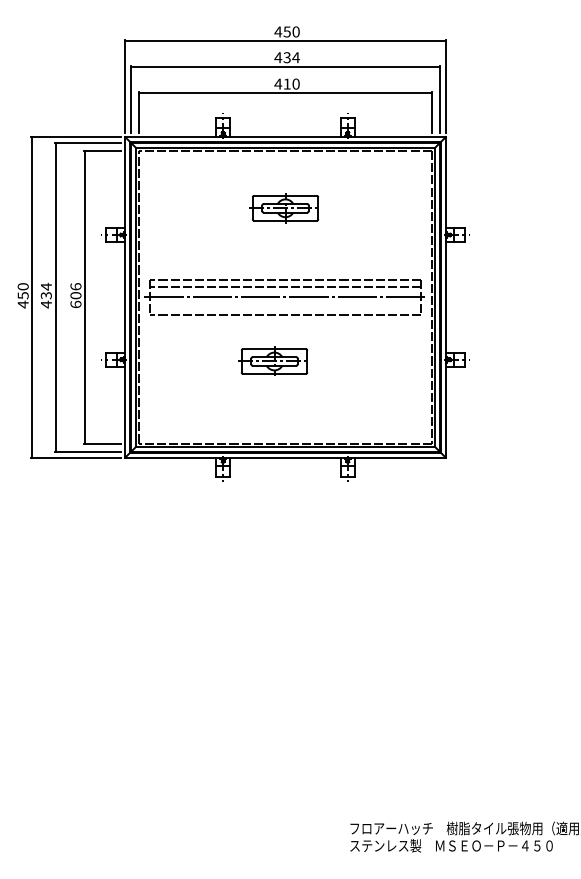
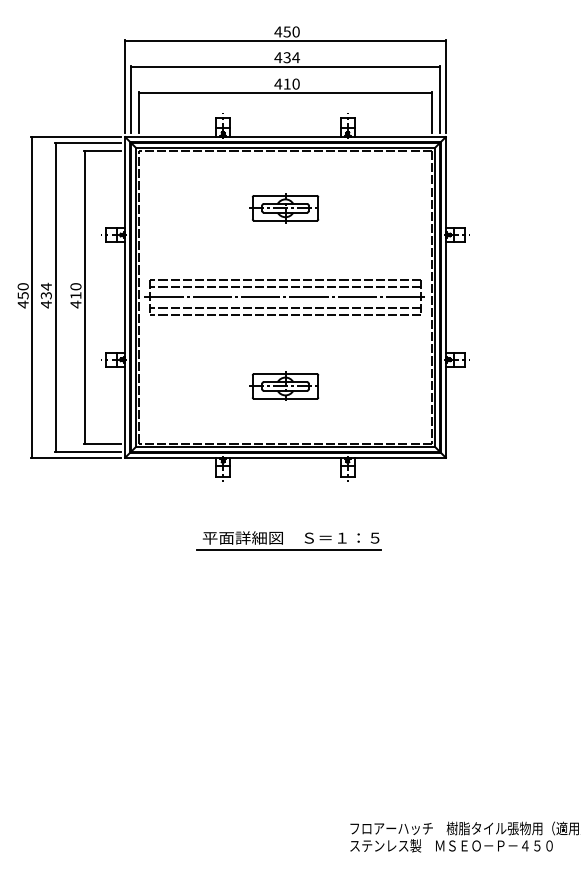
text: 606 -> 410 (75, 295)
line: none -> present (285, 308)
part position: (272, 360) -> (283, 385) (283, 385)
part: none -> present (288, 540)
